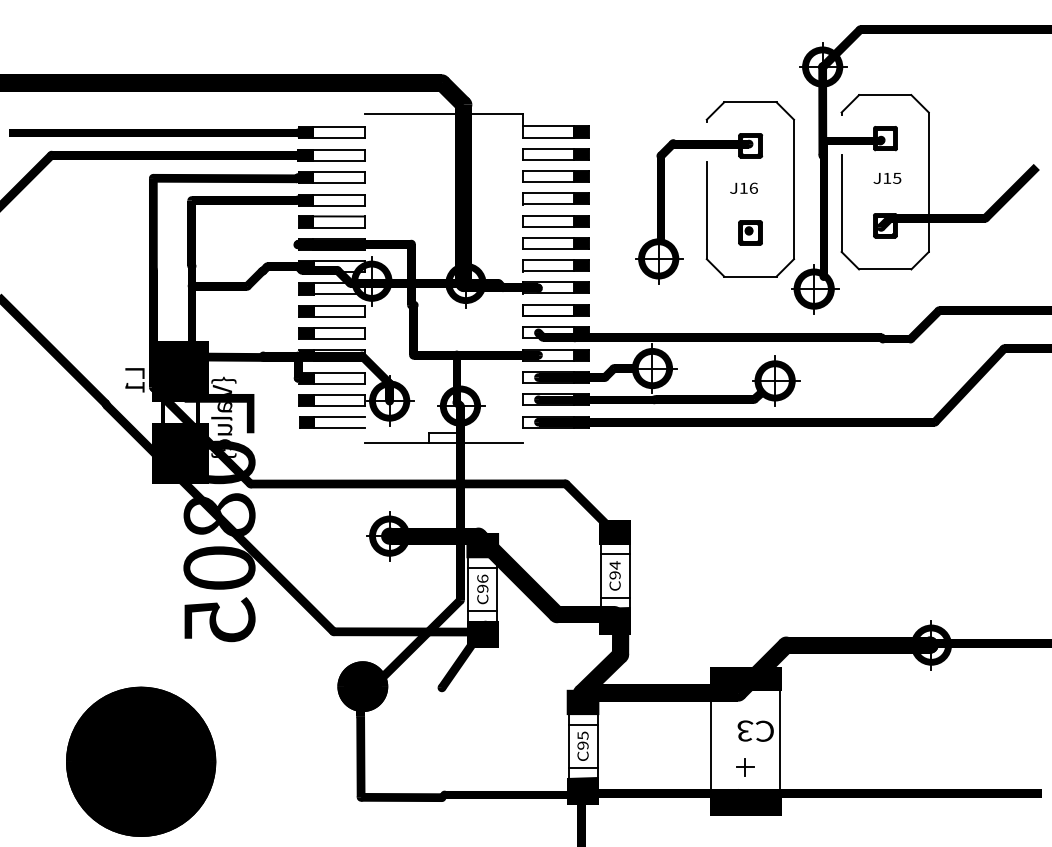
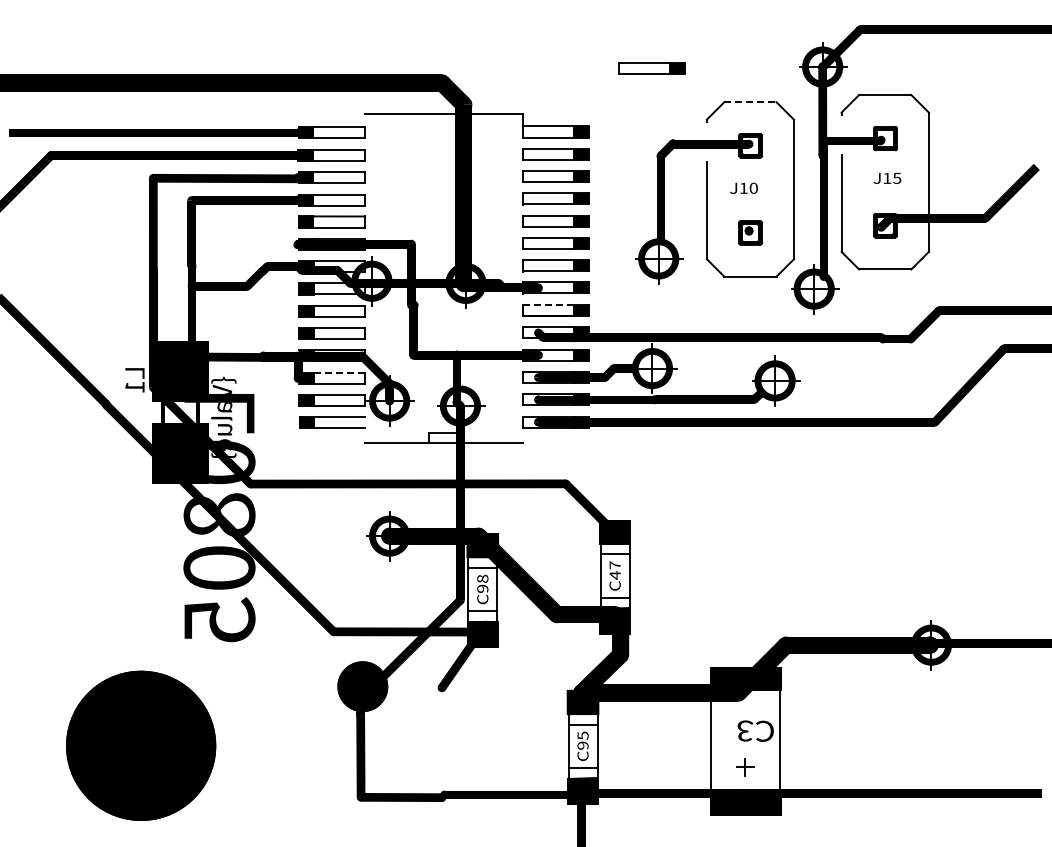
part: none -> present (651, 68)
line: solid -> dashed (750, 102)
text: J16 -> J10 (753, 187)
line: solid -> dashed (548, 305)
line: solid -> dashed (339, 372)
text: C94 -> C47 (614, 570)
text: 96 -> 98 (482, 578)
part position: (141, 761) -> (141, 745) (141, 745)
